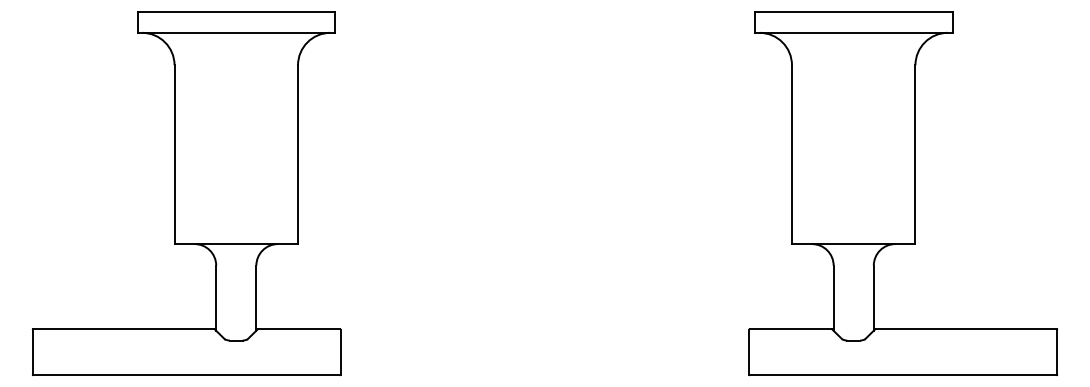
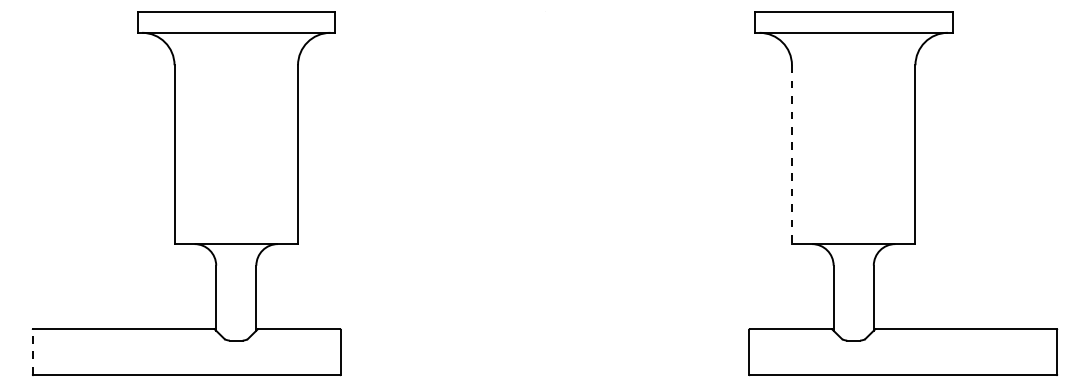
line: solid -> dashed (791, 155)
line: solid -> dashed (32, 351)
